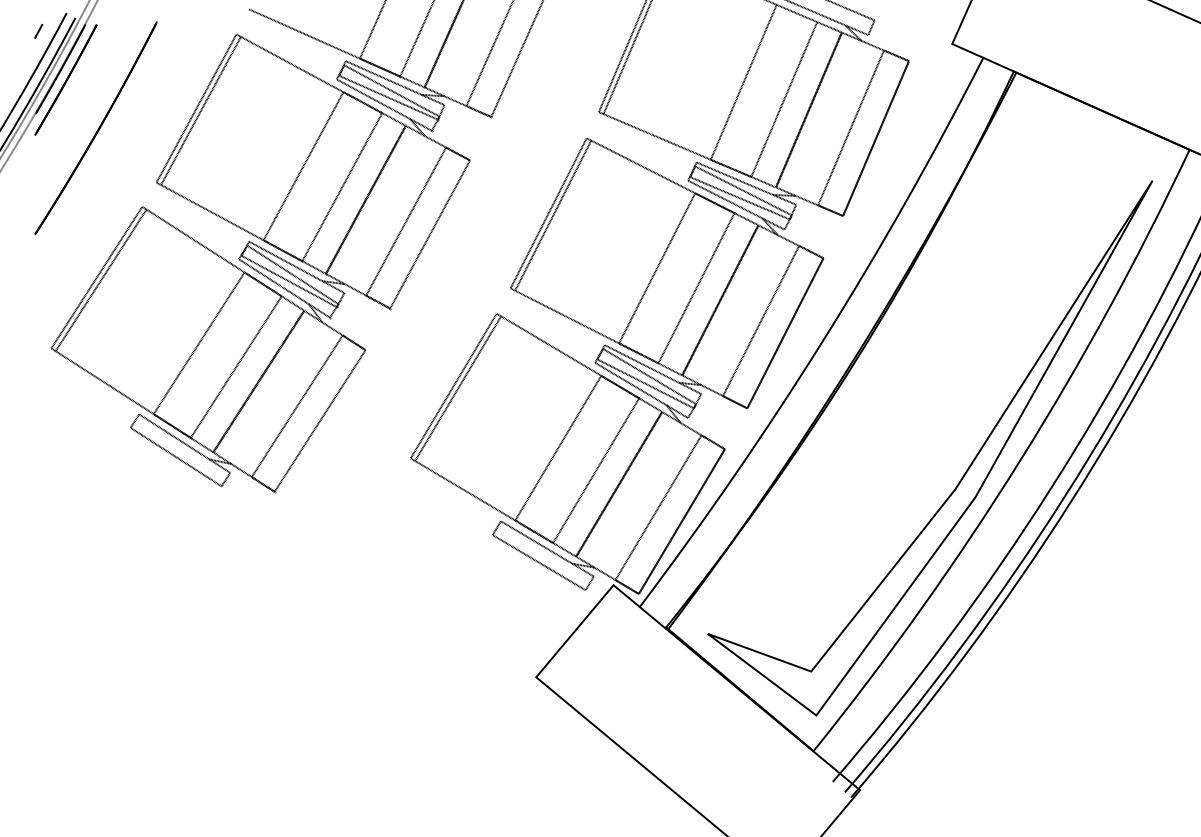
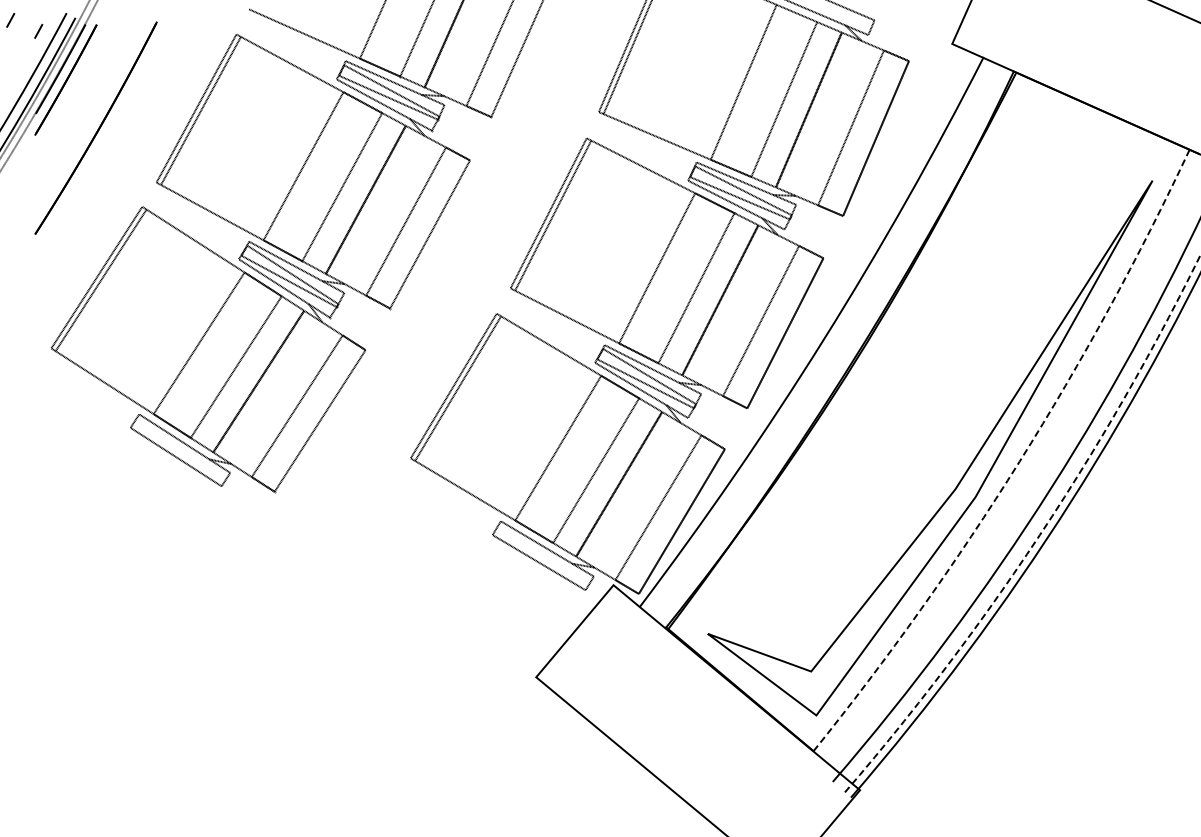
line: none -> present (10, 20)
arc: solid -> dashed (1019, 461)
arc: solid -> dashed (1040, 534)
